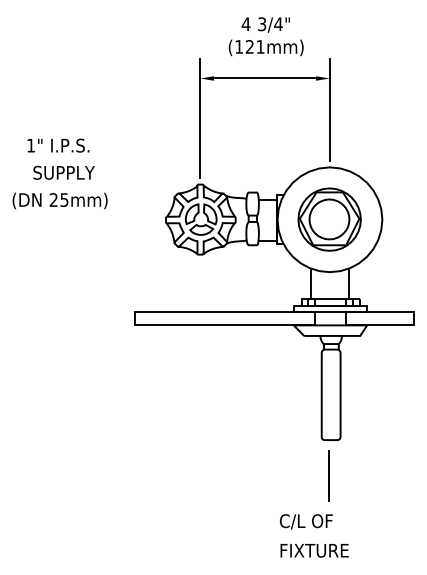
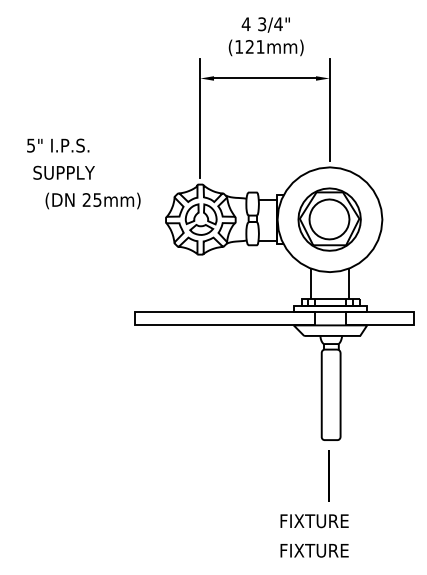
text: 1" -> 5" (30, 145)
text position: (59, 200) -> (92, 200) (92, 200)
text: C/L OF -> FIXTURE (313, 521)
